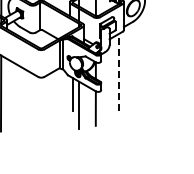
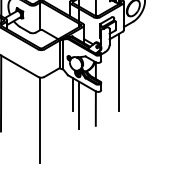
line: dashed -> solid (118, 72)
line: none -> present (40, 120)
